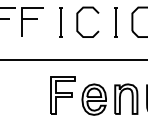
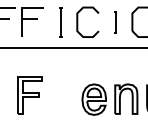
part size: 4x31 px -> 3x23 px (115, 22)
line position: (73, 59) -> (73, 47) (73, 47)
part position: (62, 95) -> (29, 95) (29, 95)
